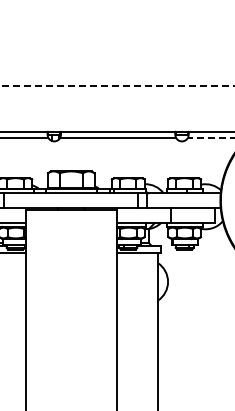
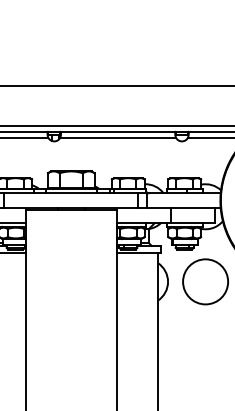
line: dashed -> solid (117, 85)
line: none -> present (116, 125)
line: dashed -> solid (210, 137)
circle: none -> present (205, 281)
